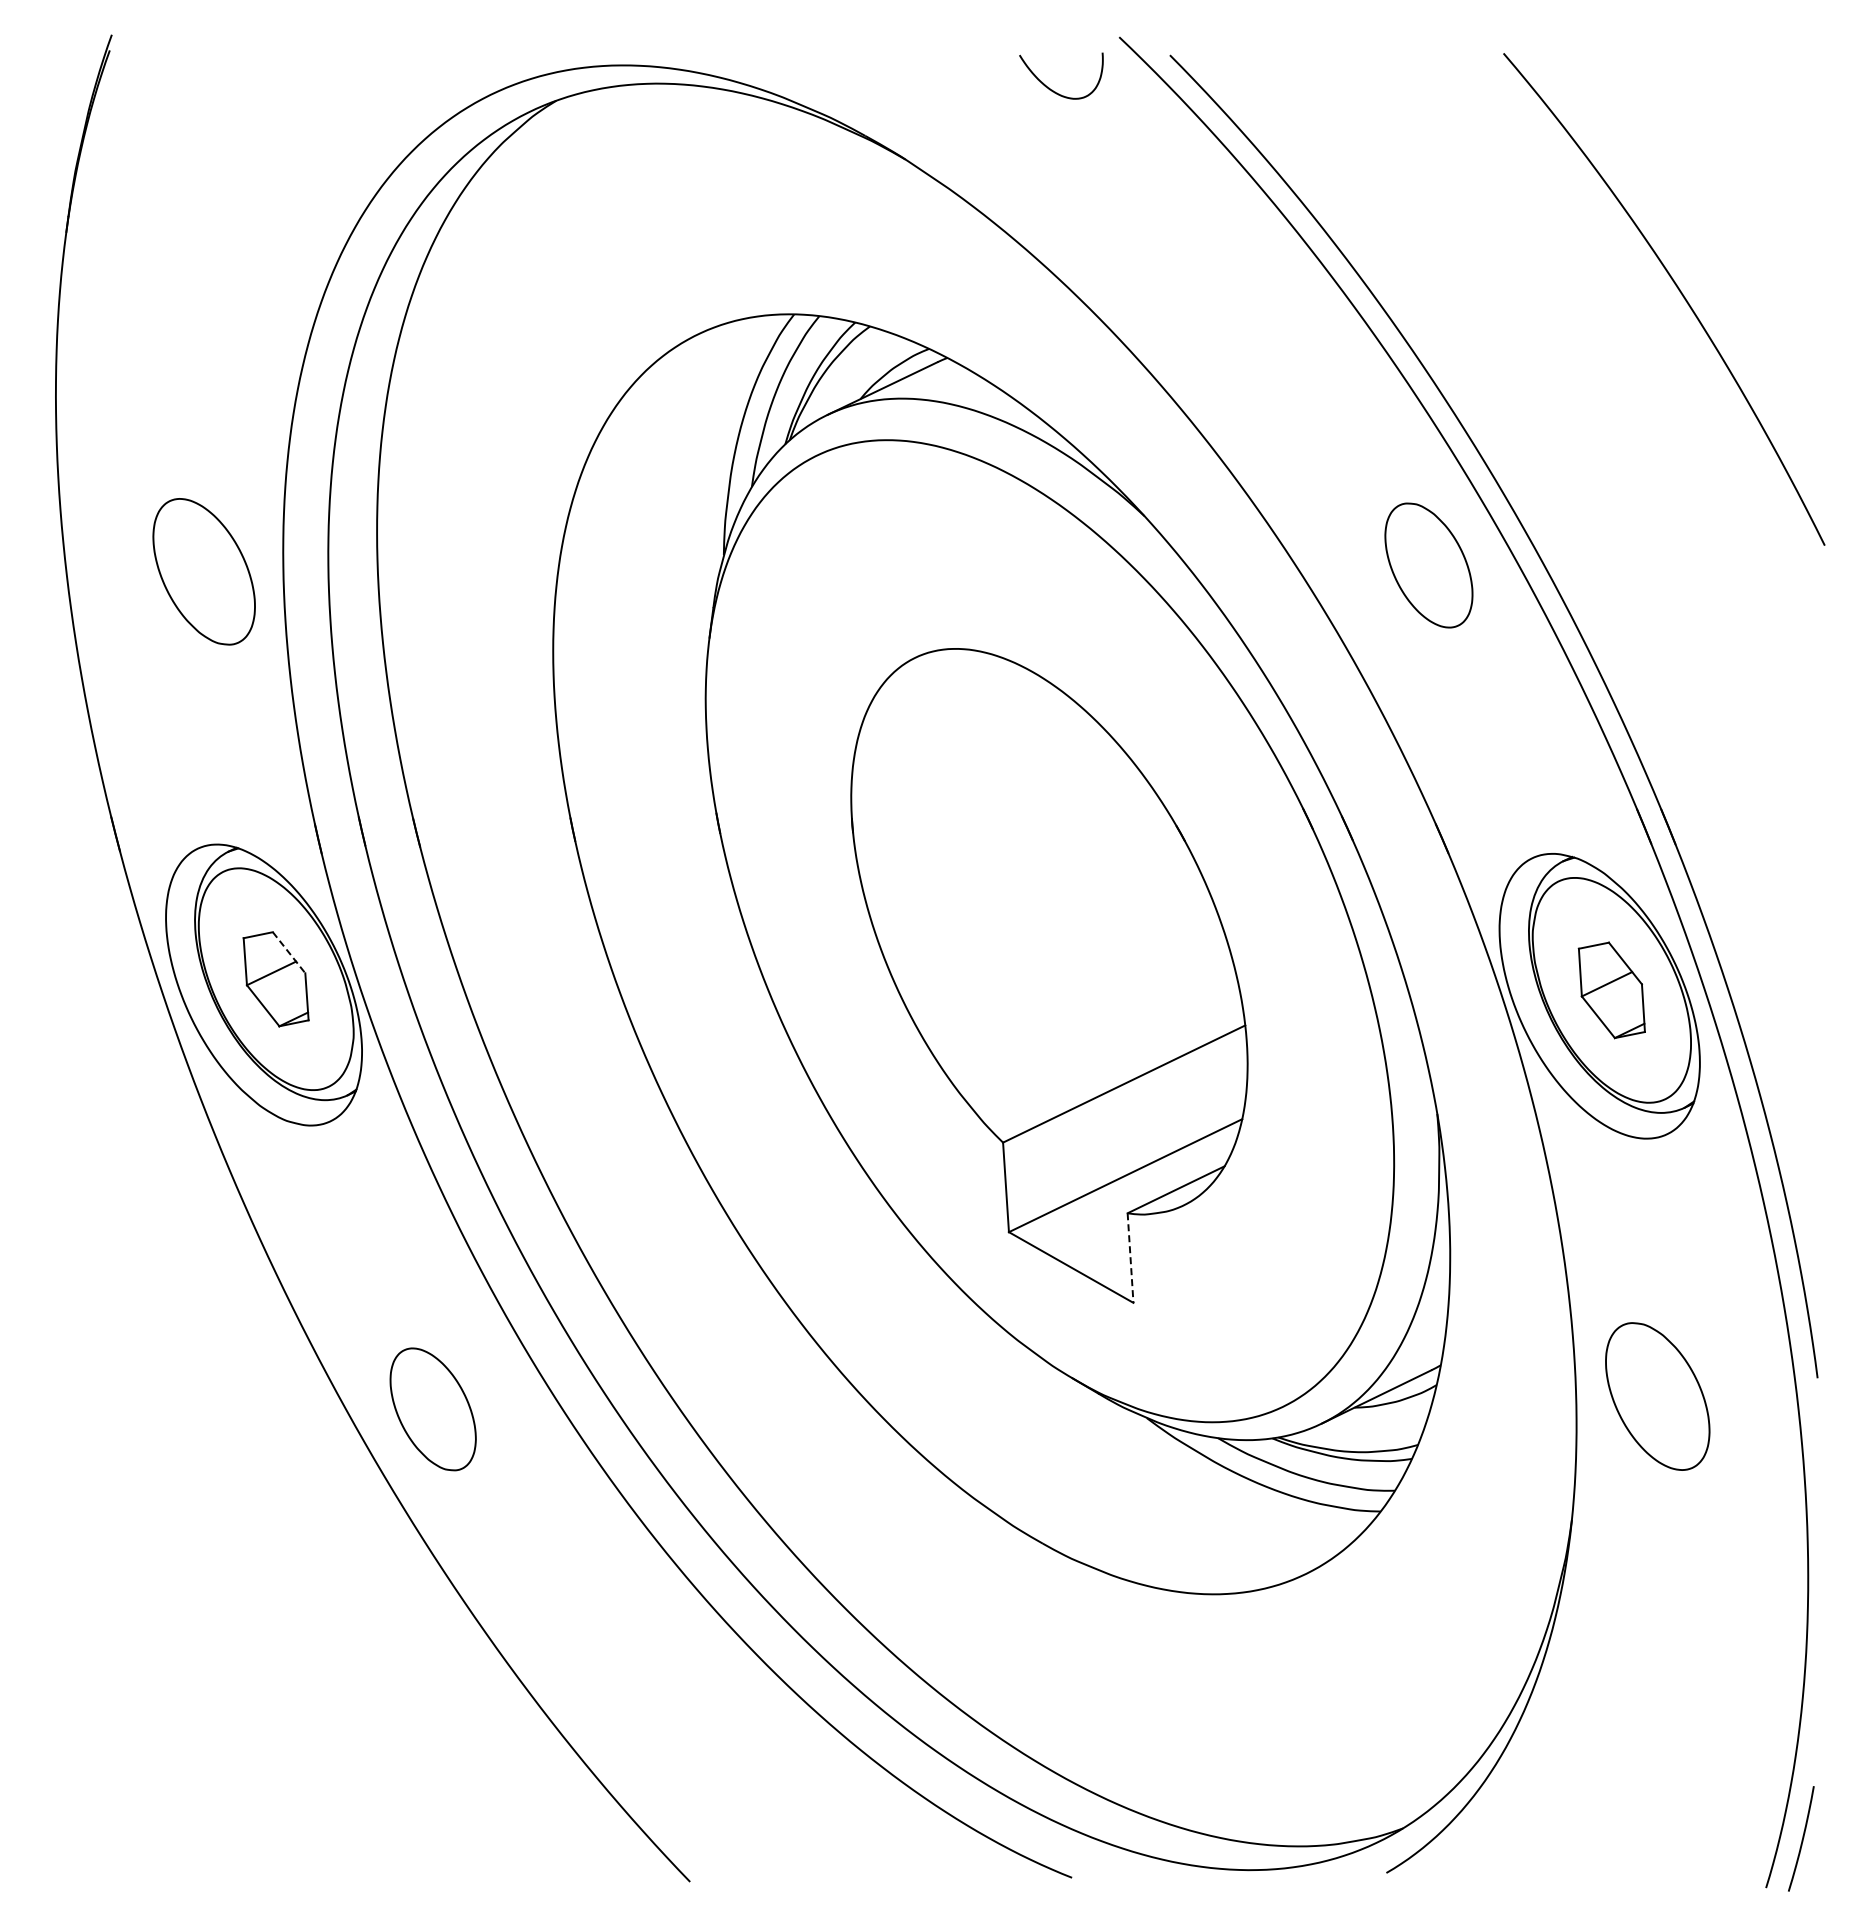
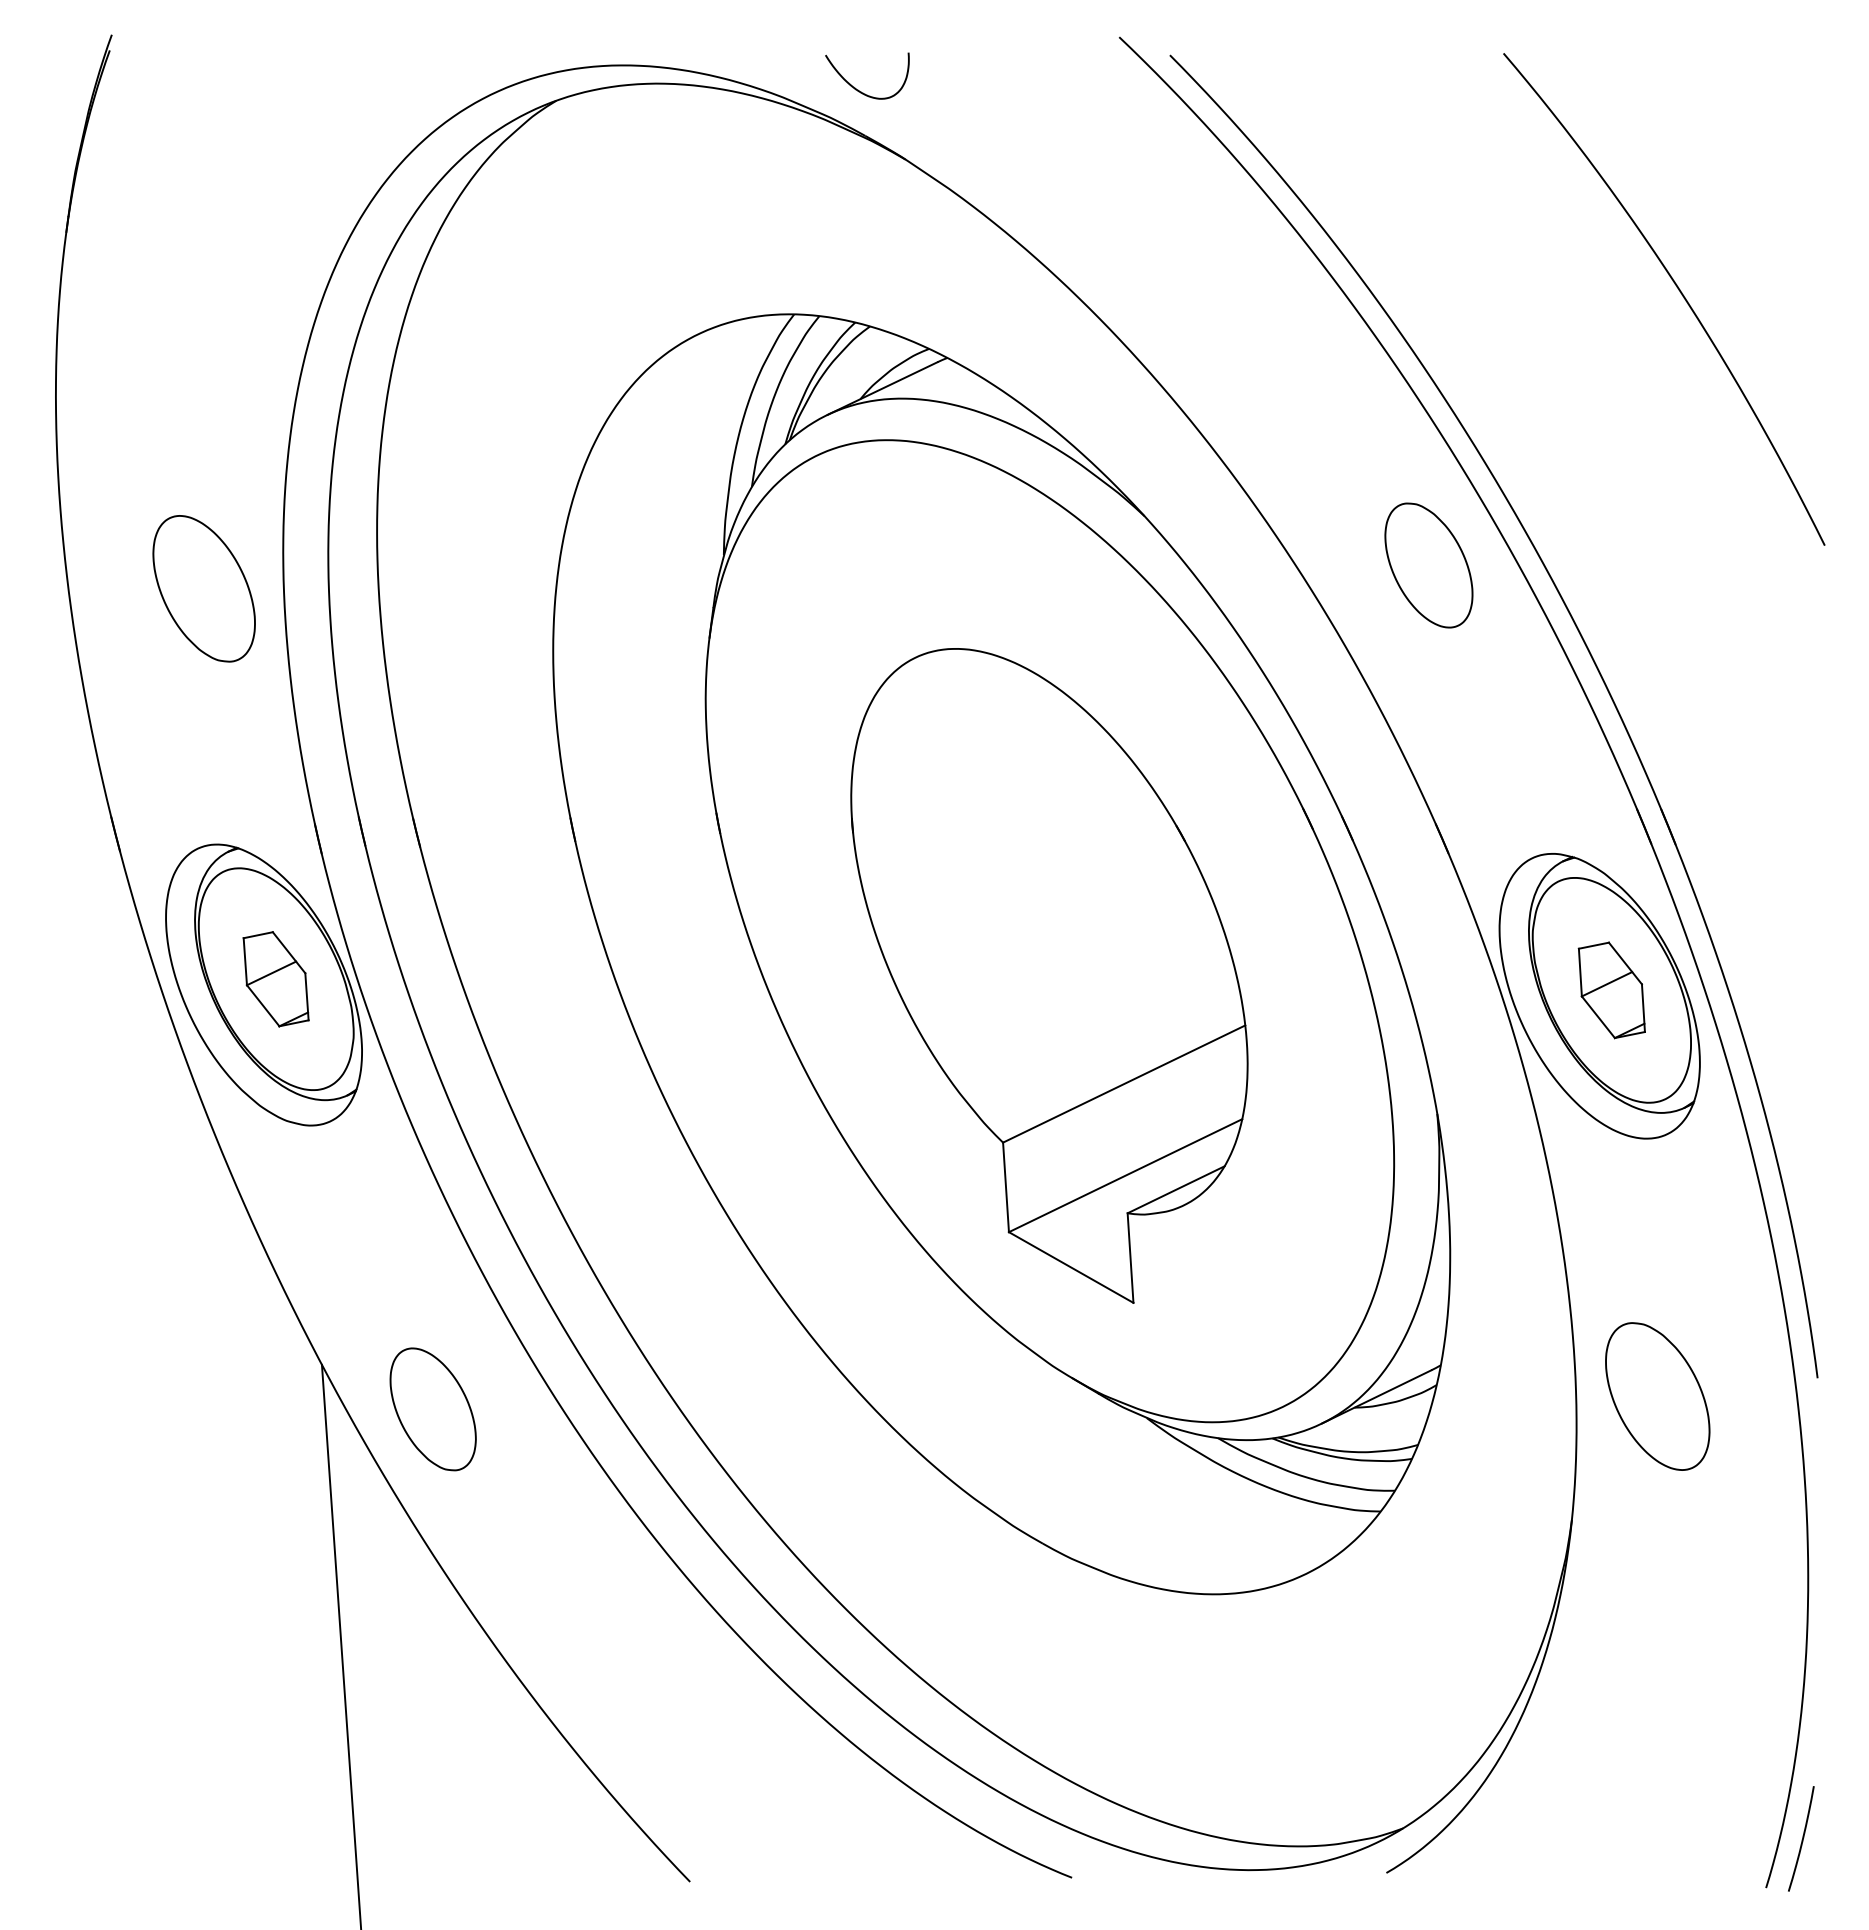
curve position: (1052, 89) -> (858, 89) (858, 89)
part position: (203, 571) -> (203, 588) (203, 588)
line: dashed -> solid (289, 953)
line: dashed -> solid (1130, 1258)
line: none -> present (340, 1645)
